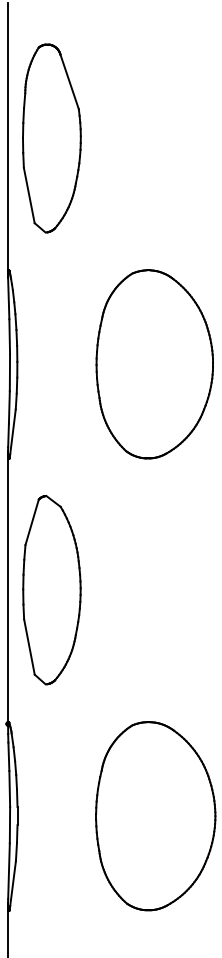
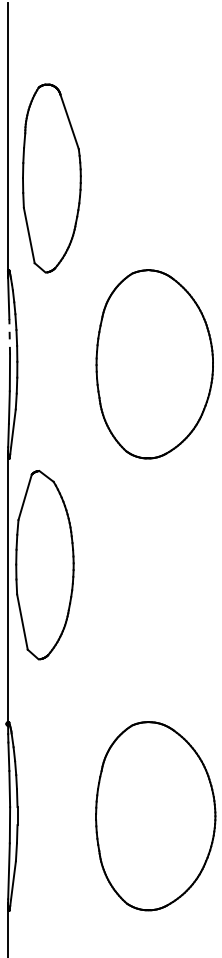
part position: (51, 138) -> (51, 178) (51, 178)
line: solid -> dashed (9, 336)
part position: (51, 590) -> (44, 565) (44, 565)
